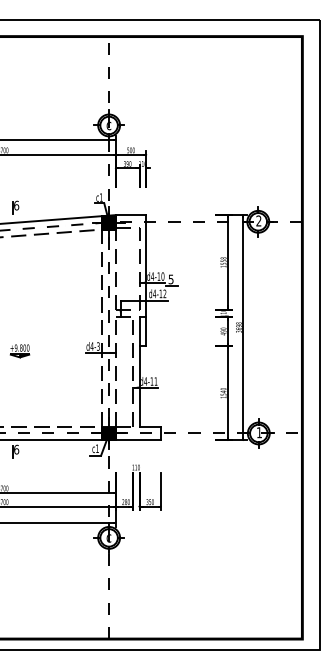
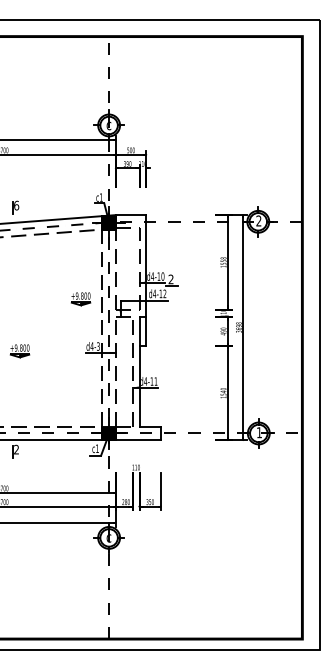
text: 5 -> 2 (170, 279)
part: none -> present (80, 299)
text: 6 -> 2 (16, 449)
